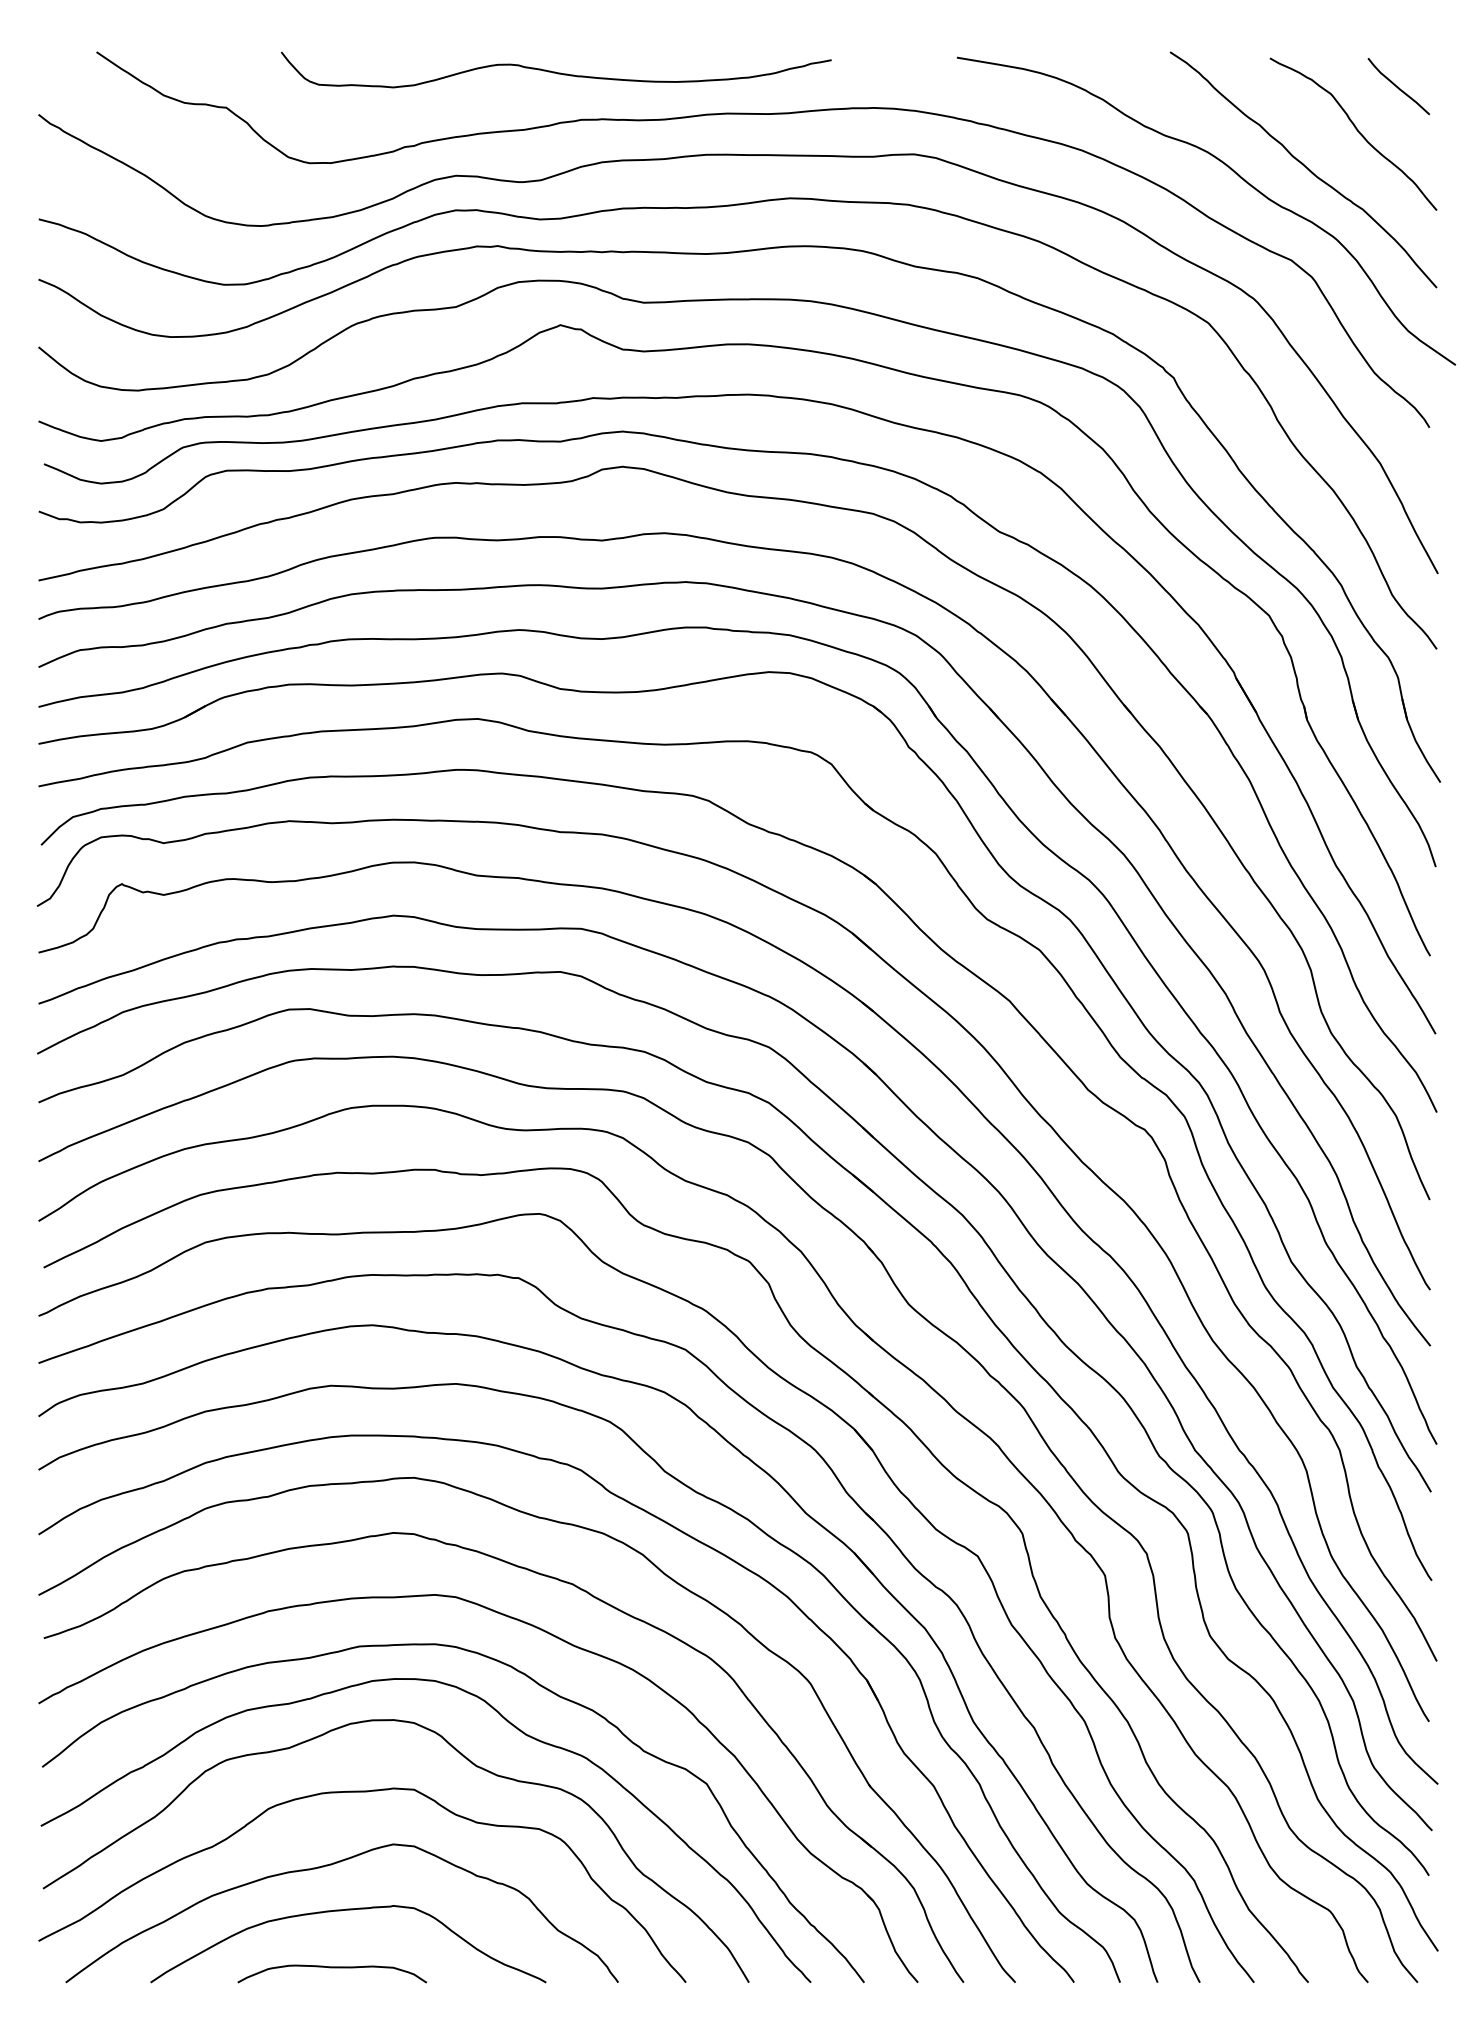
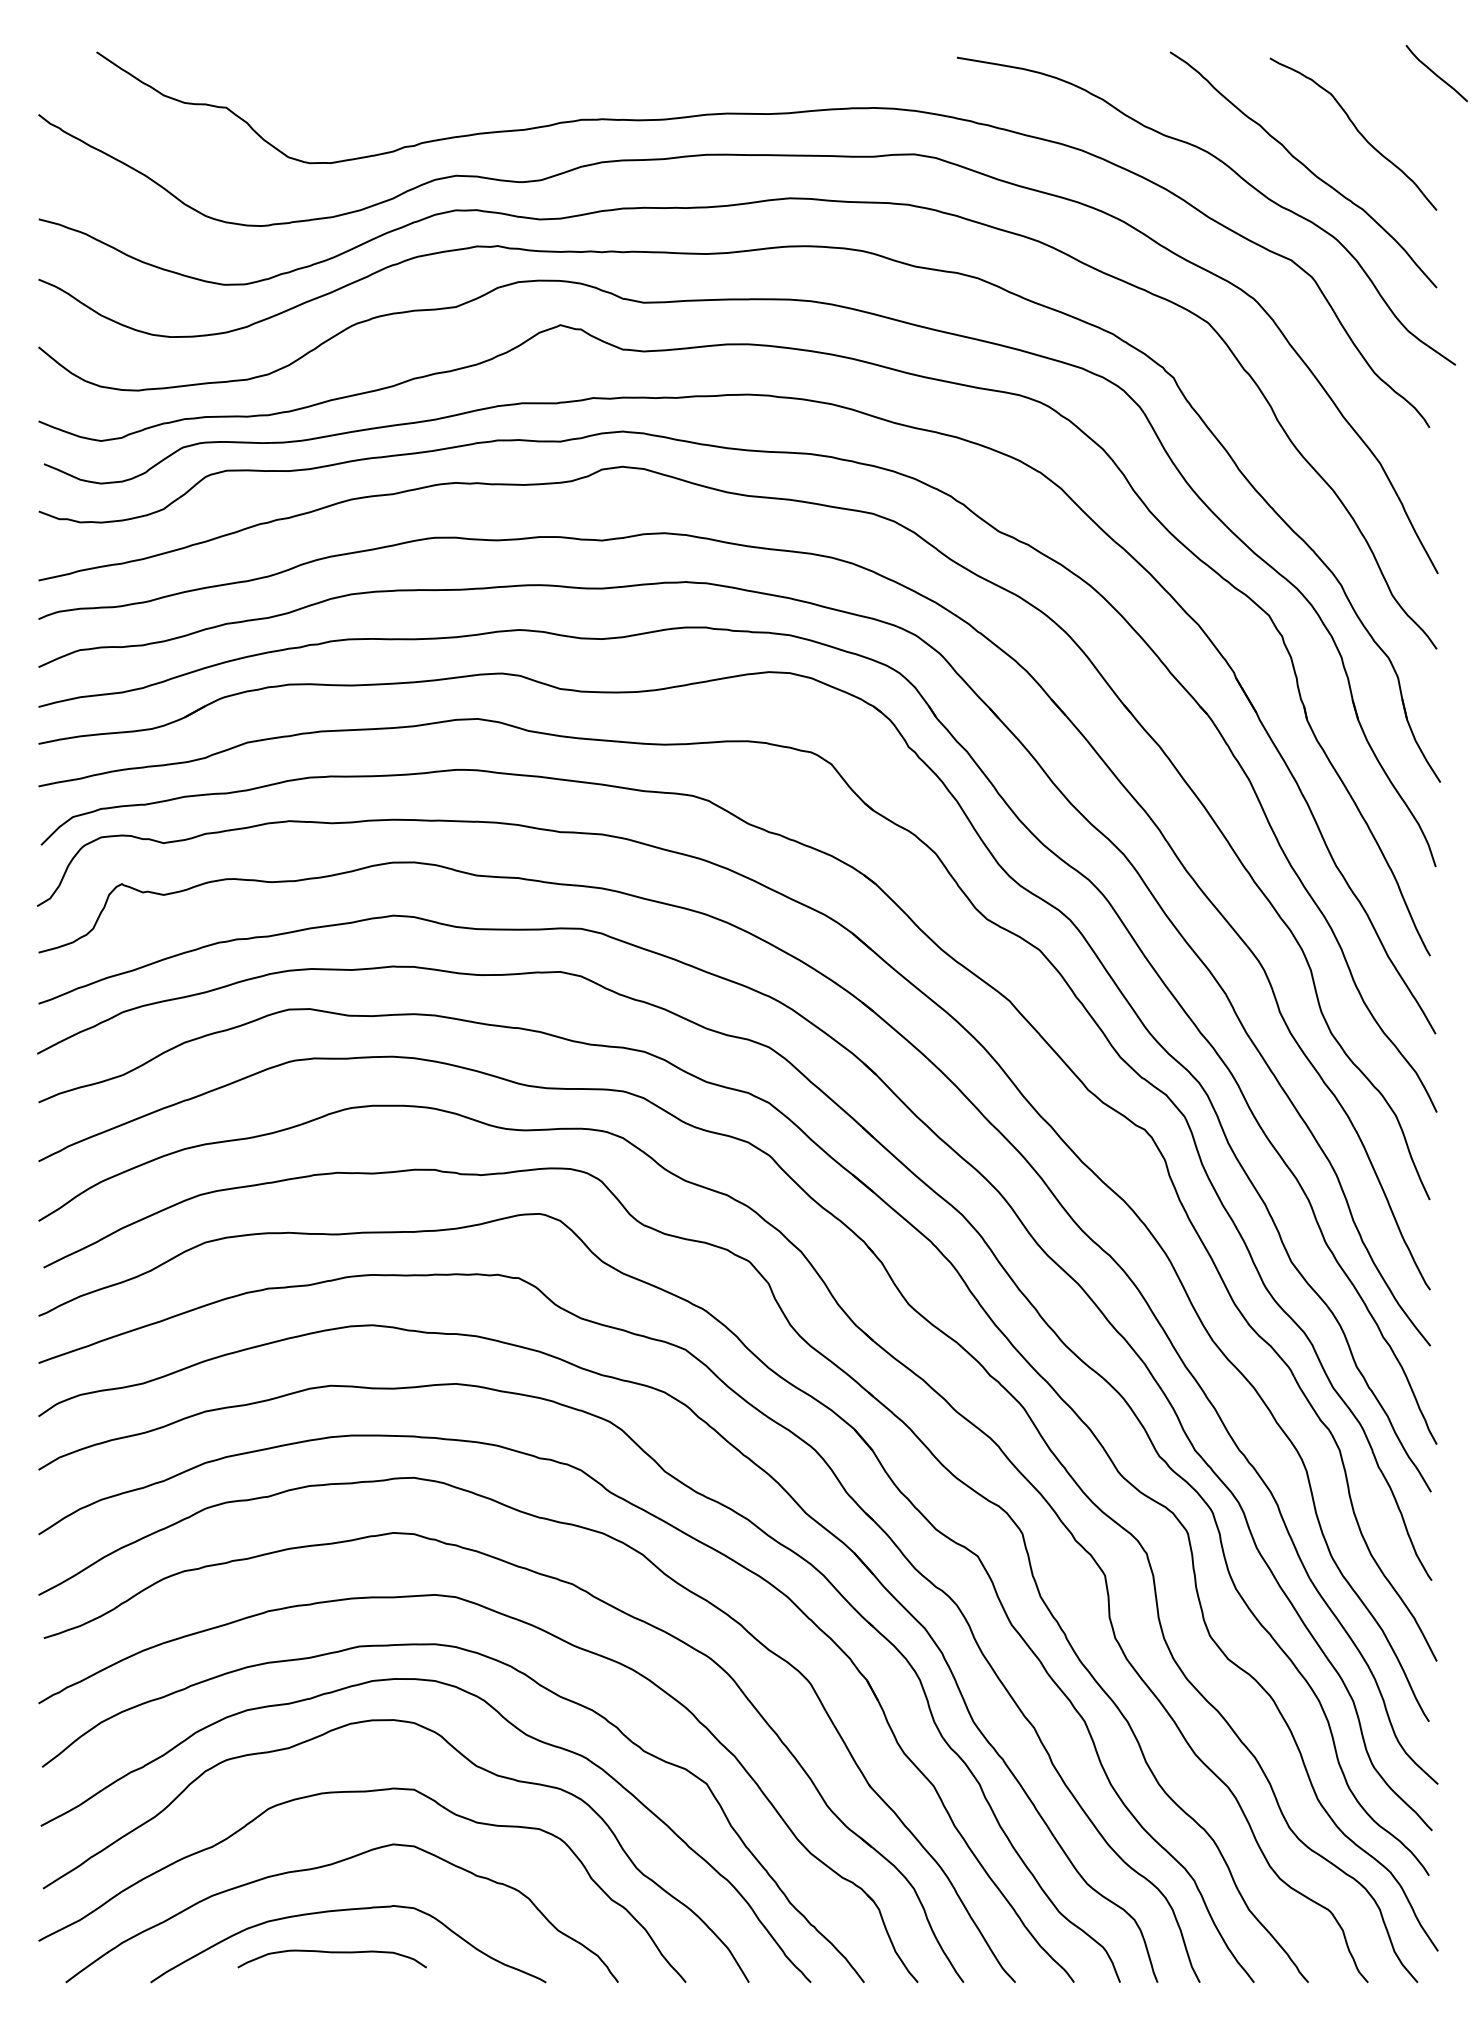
curve: present -> none (555, 71)
curve position: (1398, 86) -> (1436, 73) (1436, 73)
curve position: (331, 1968) -> (331, 1953) (331, 1953)
